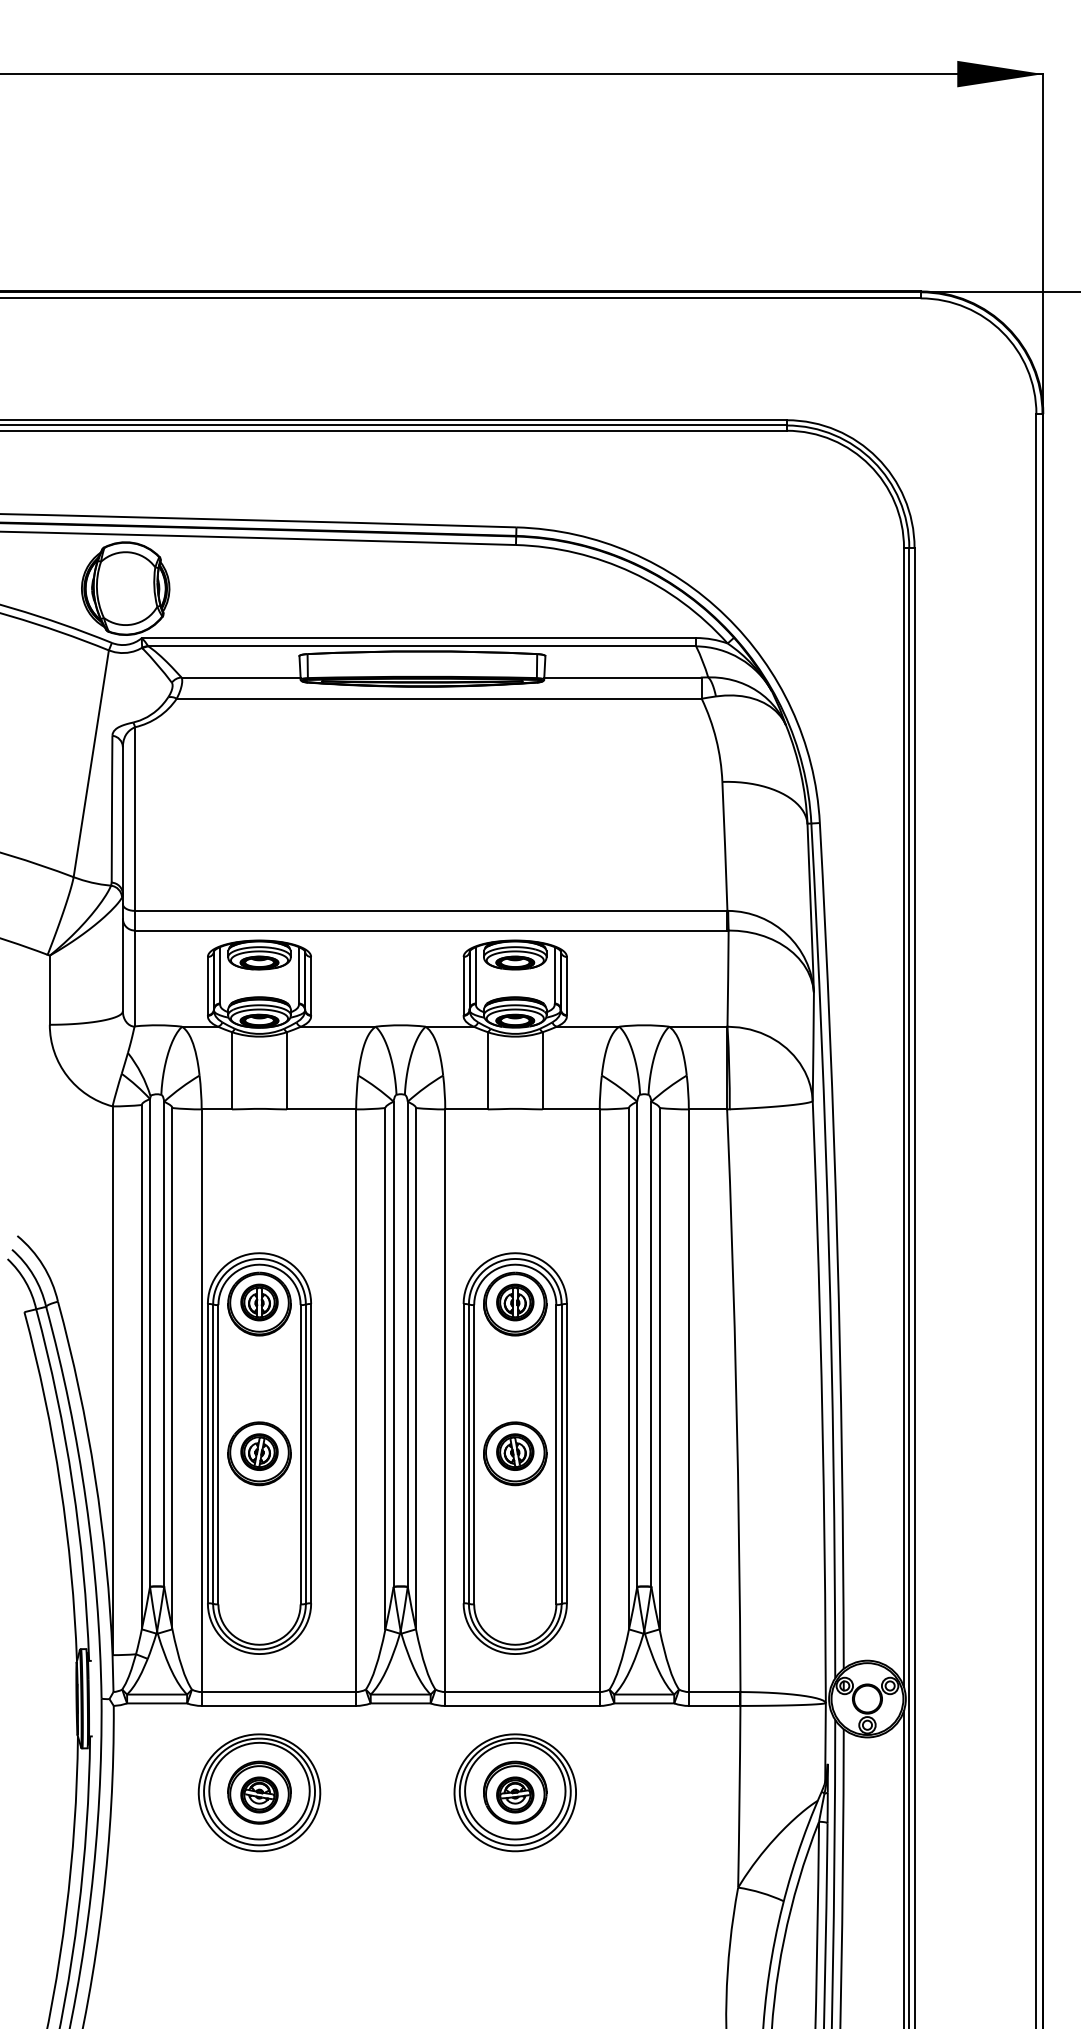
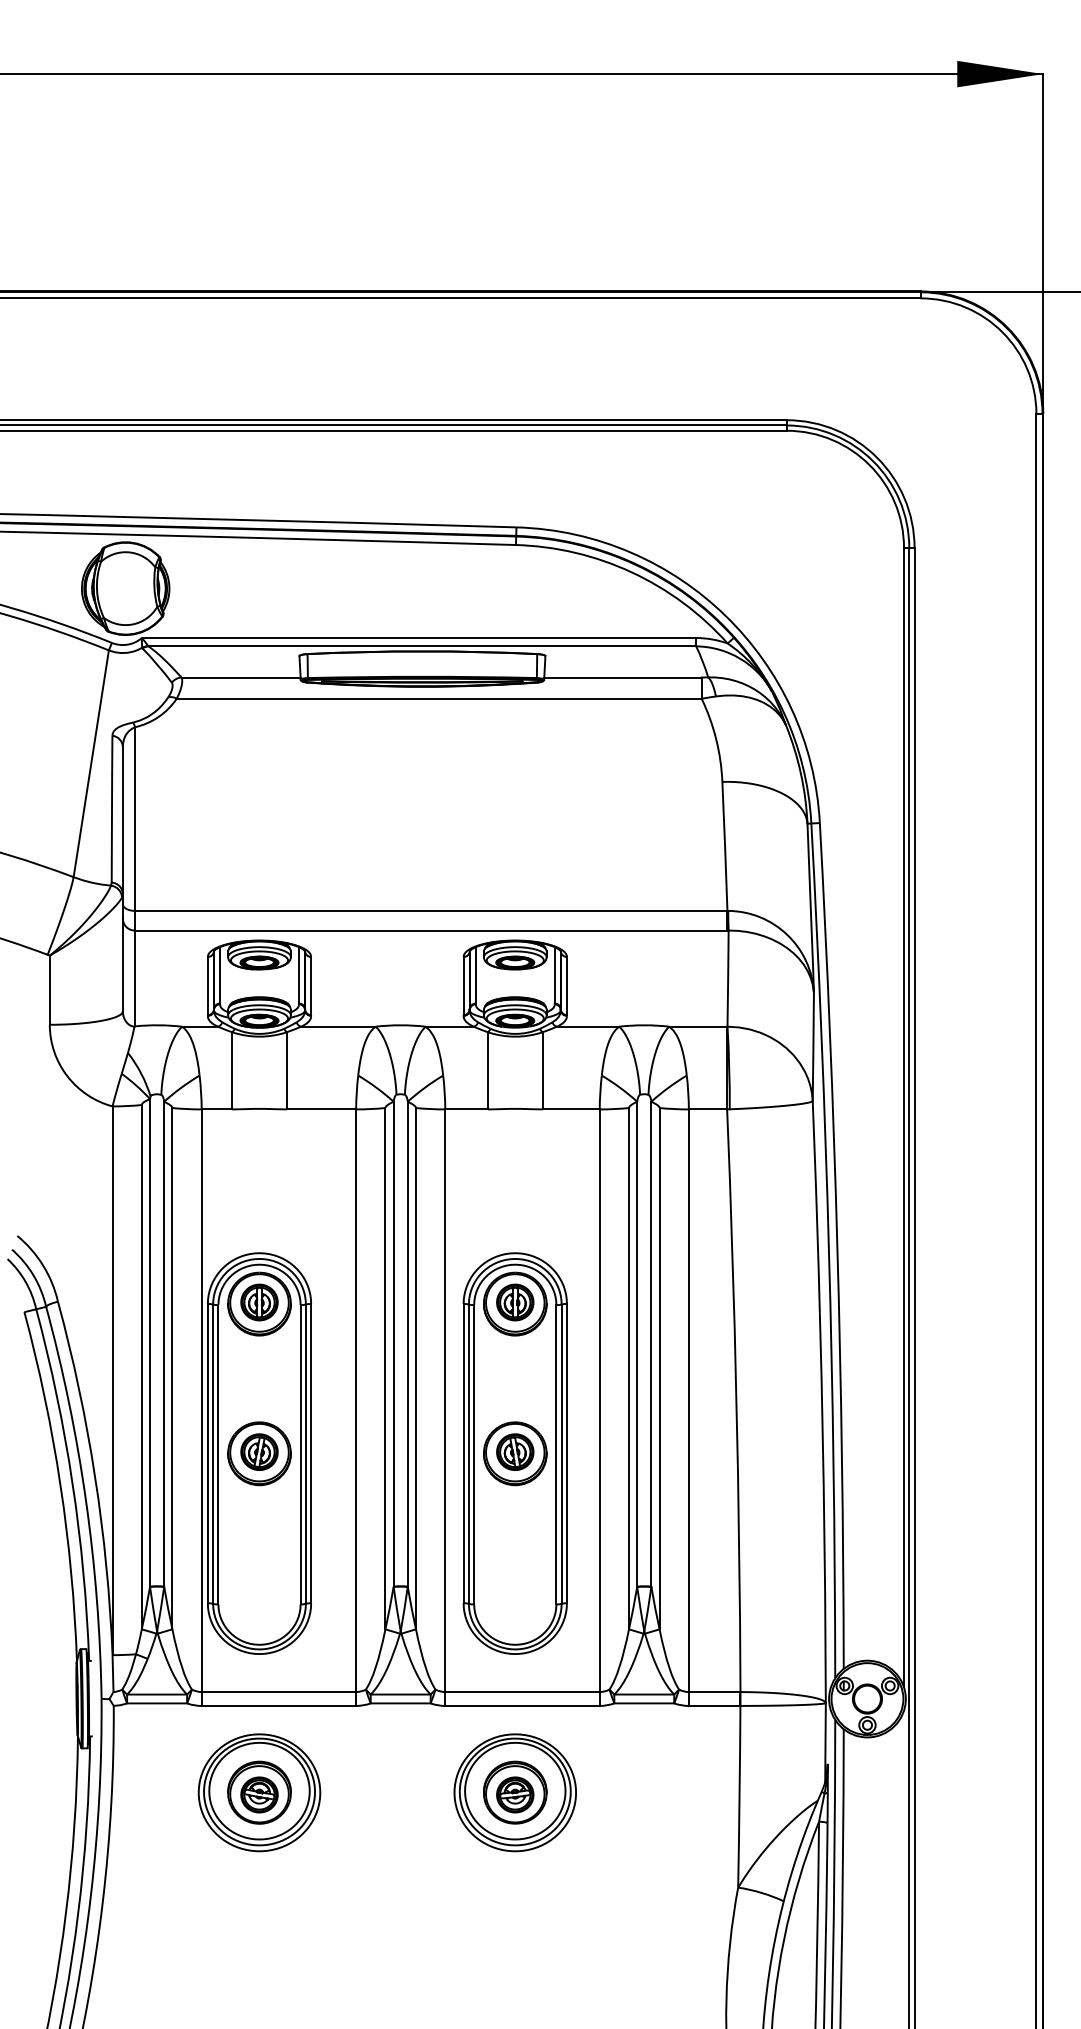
line: present -> none (904, 1867)
